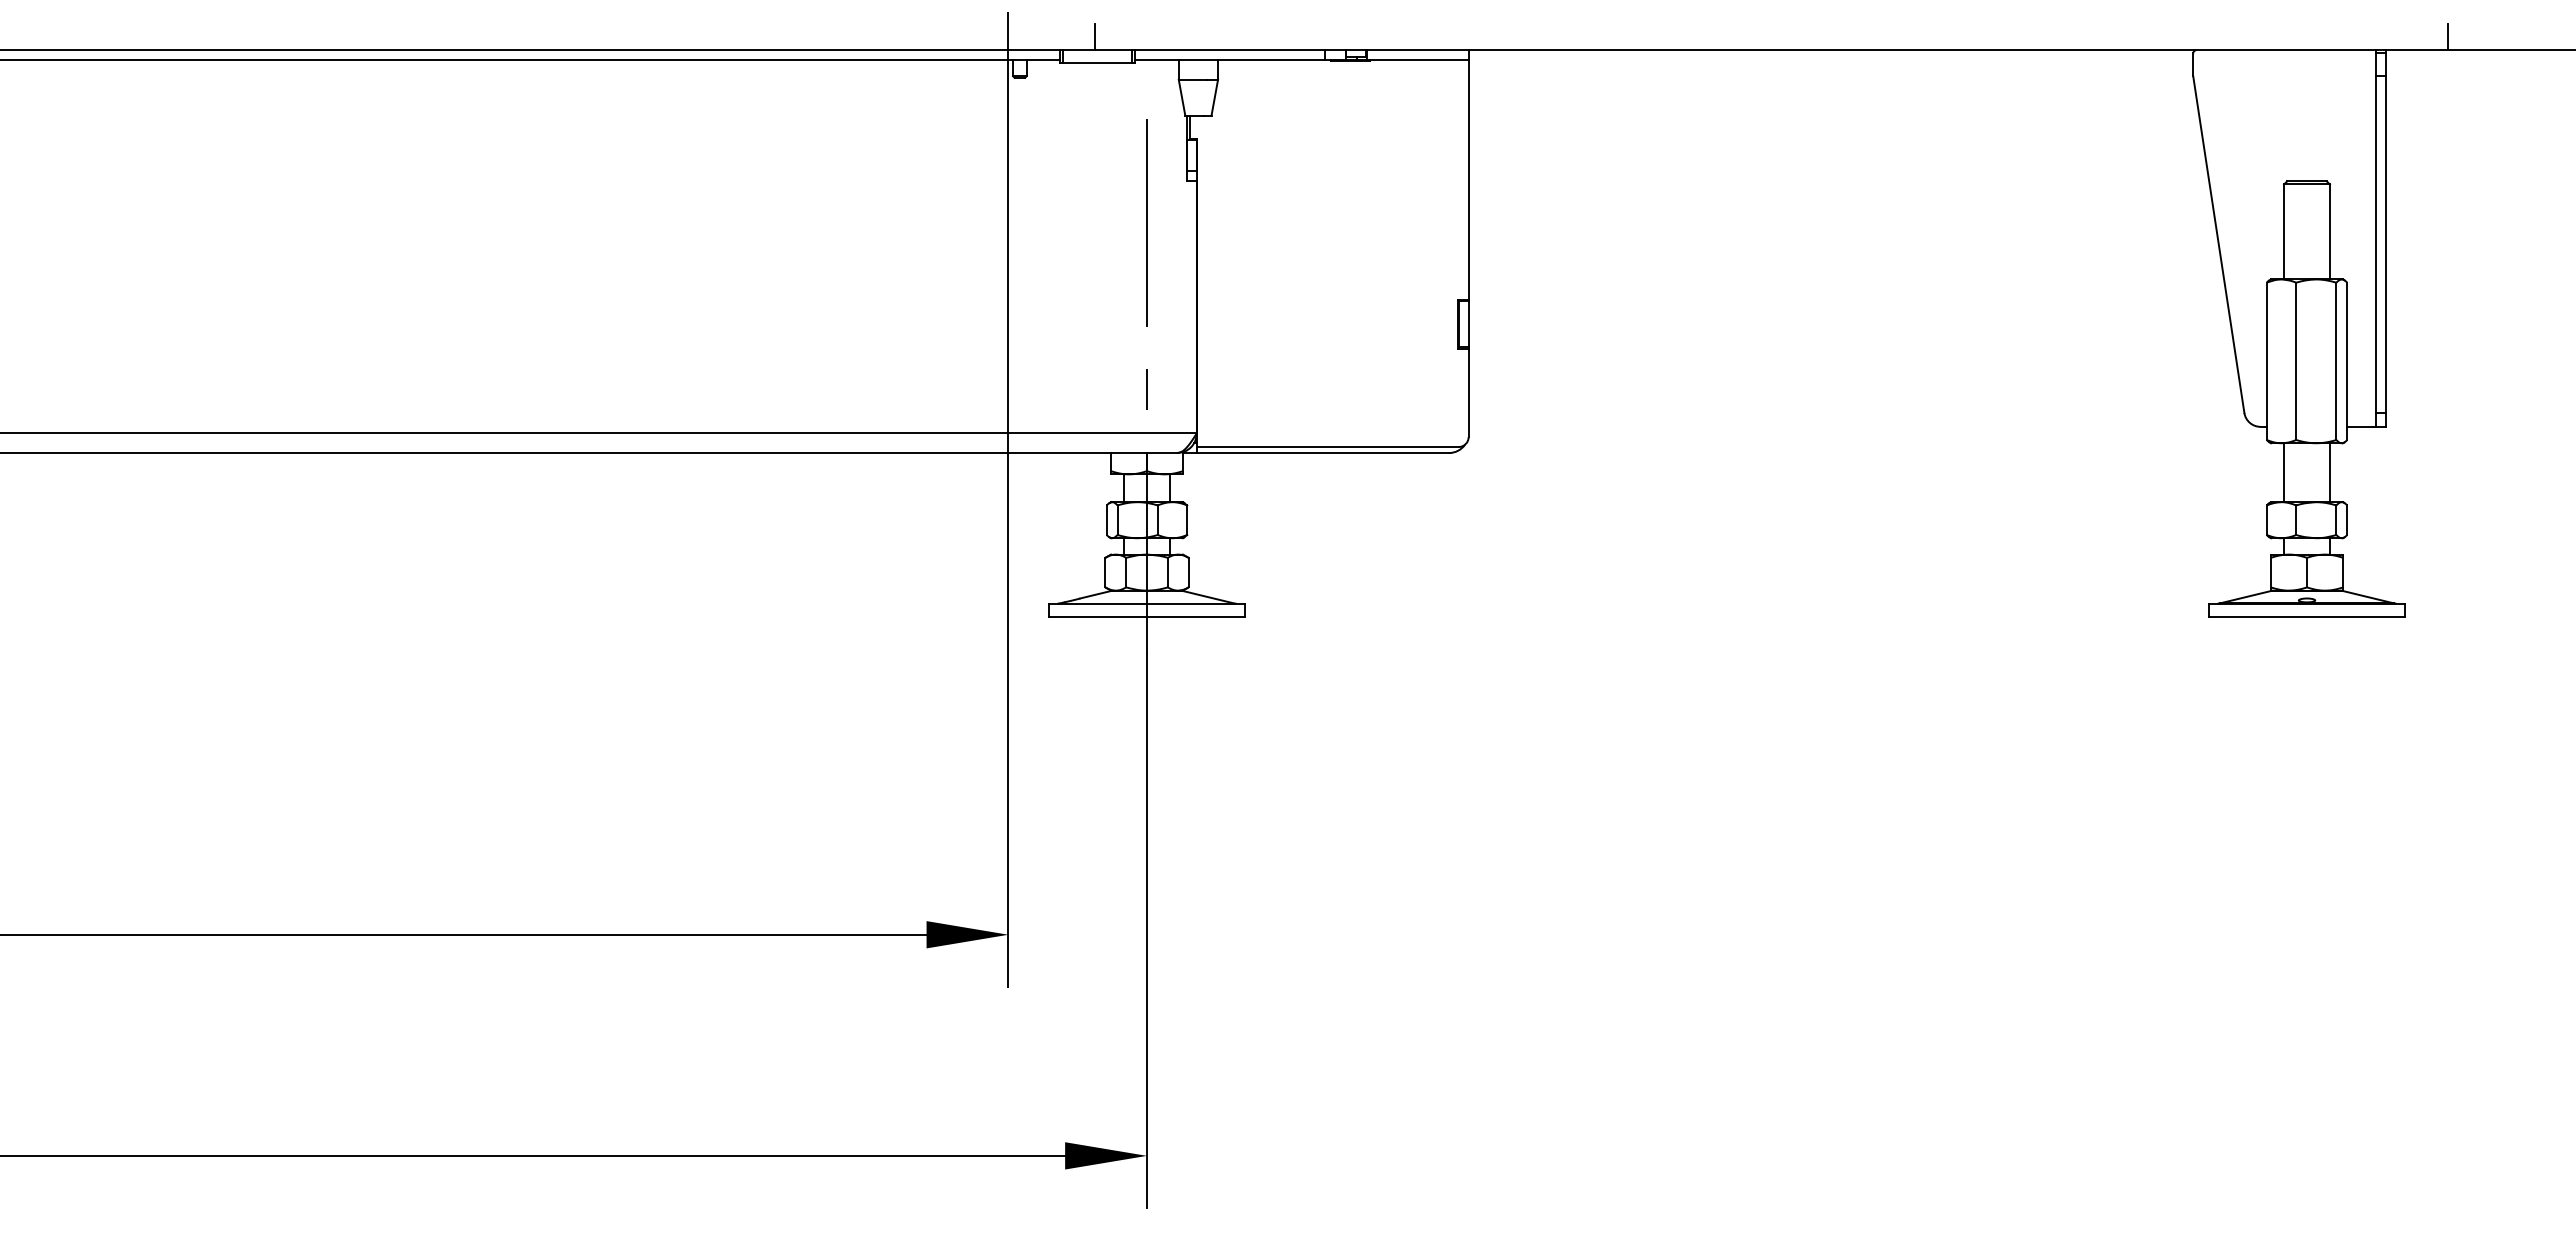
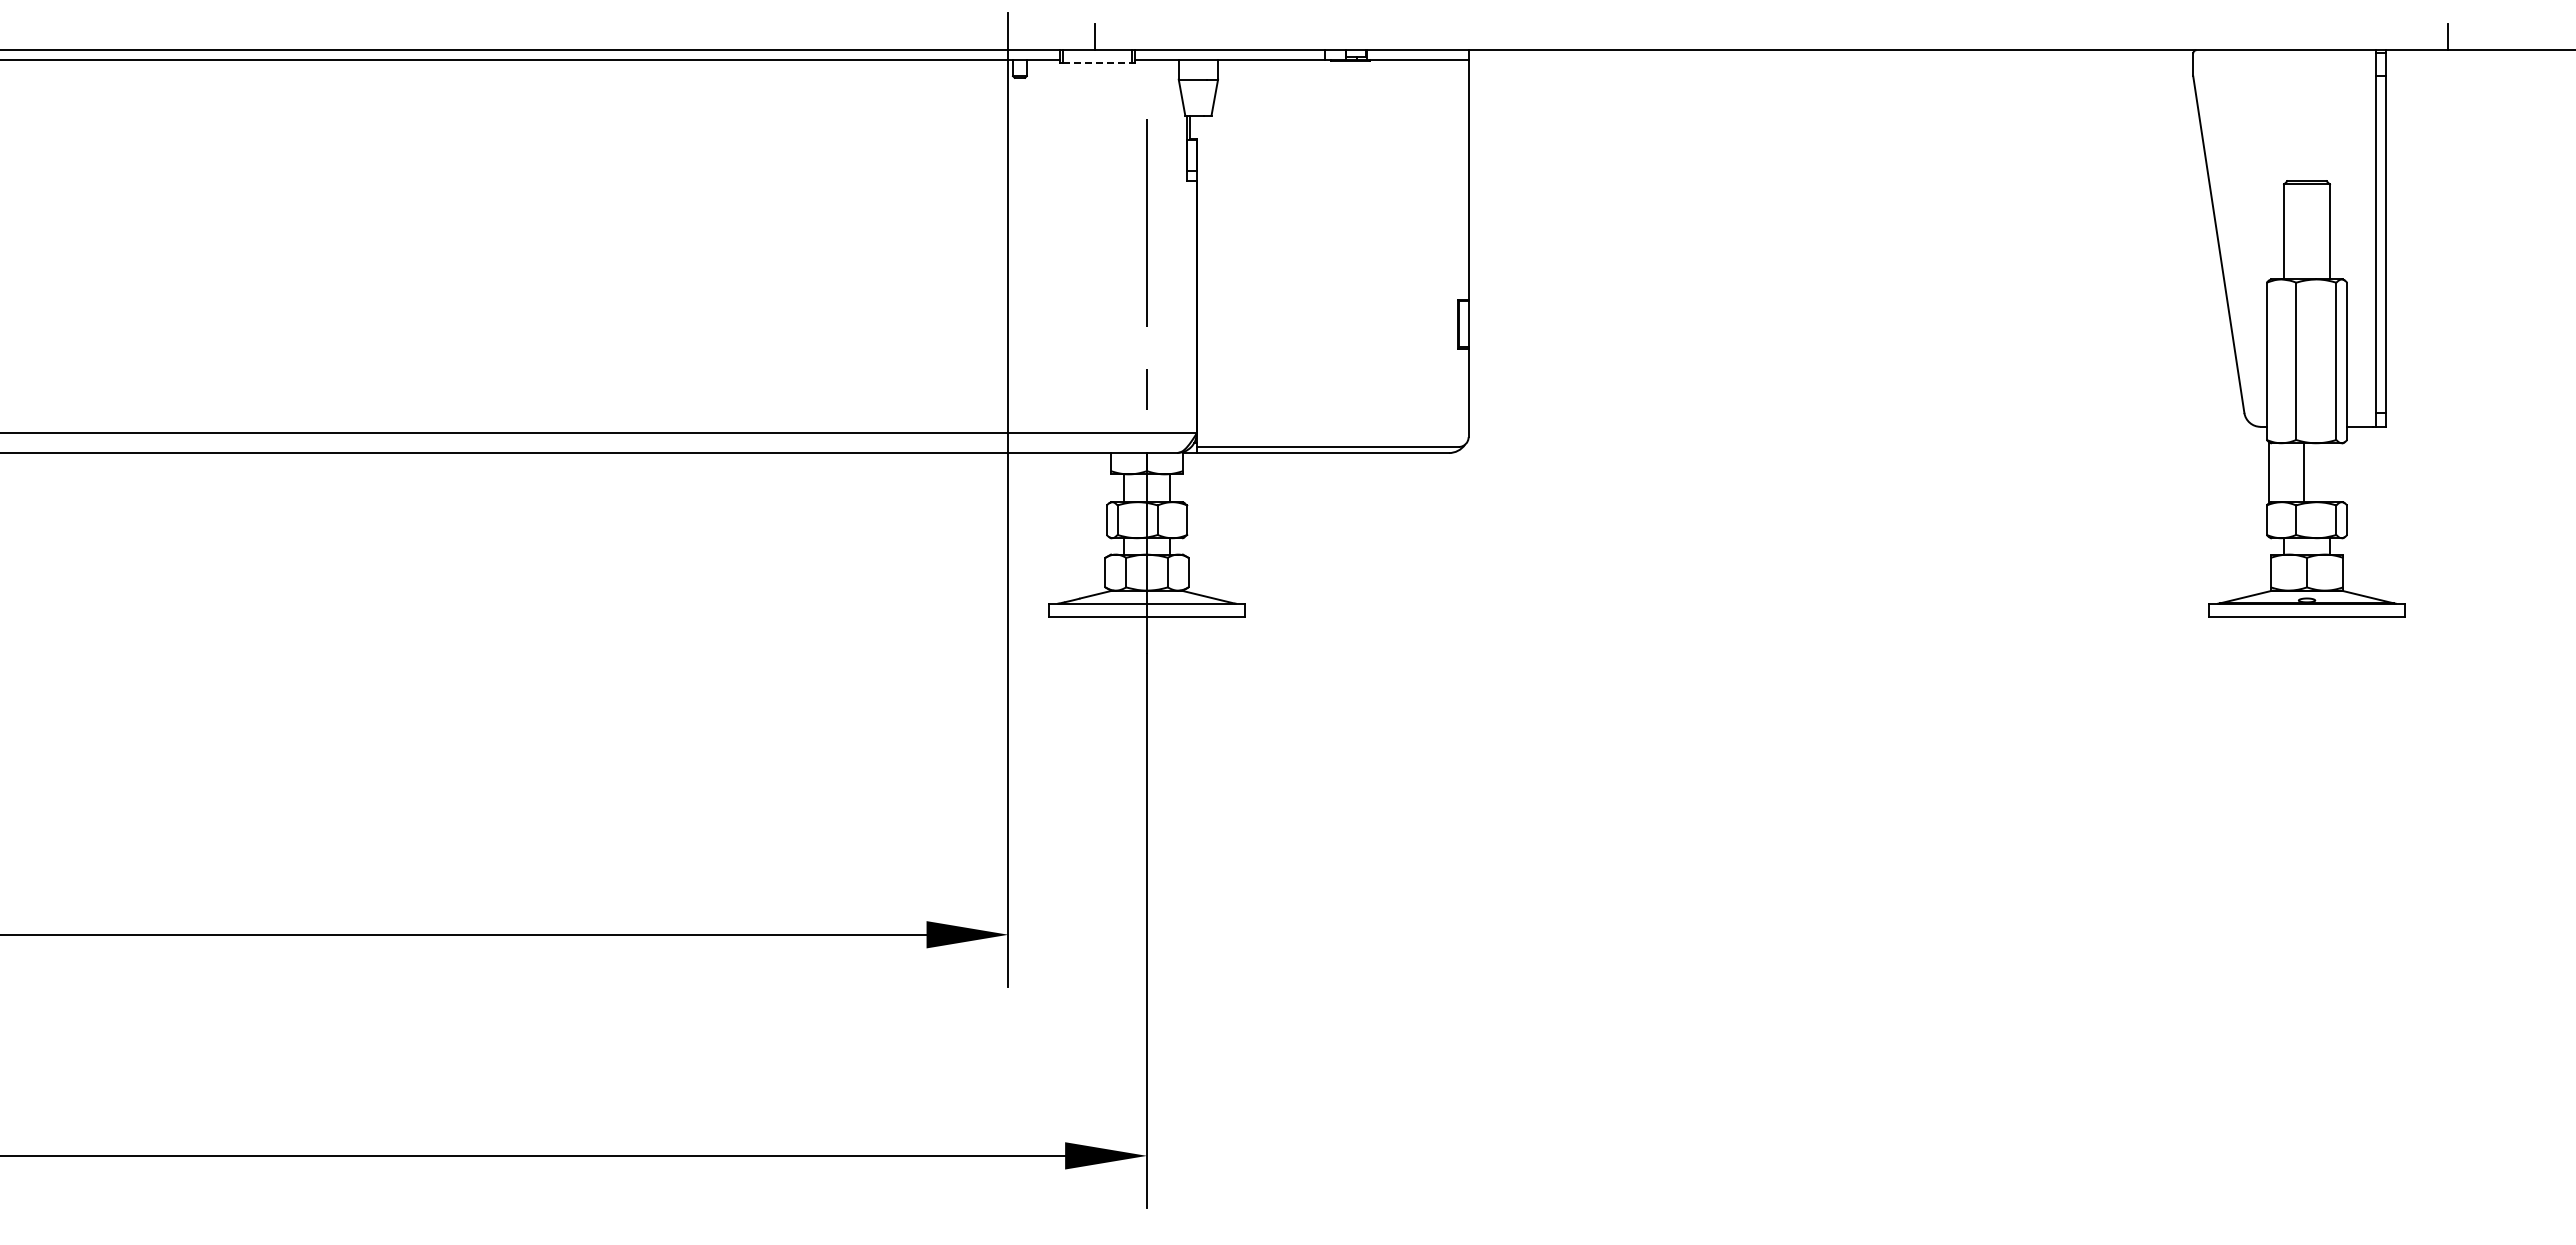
line: solid -> dashed (1098, 63)
line position: (2284, 472) -> (2269, 472) (2269, 472)
line position: (2329, 472) -> (2303, 472) (2303, 472)
